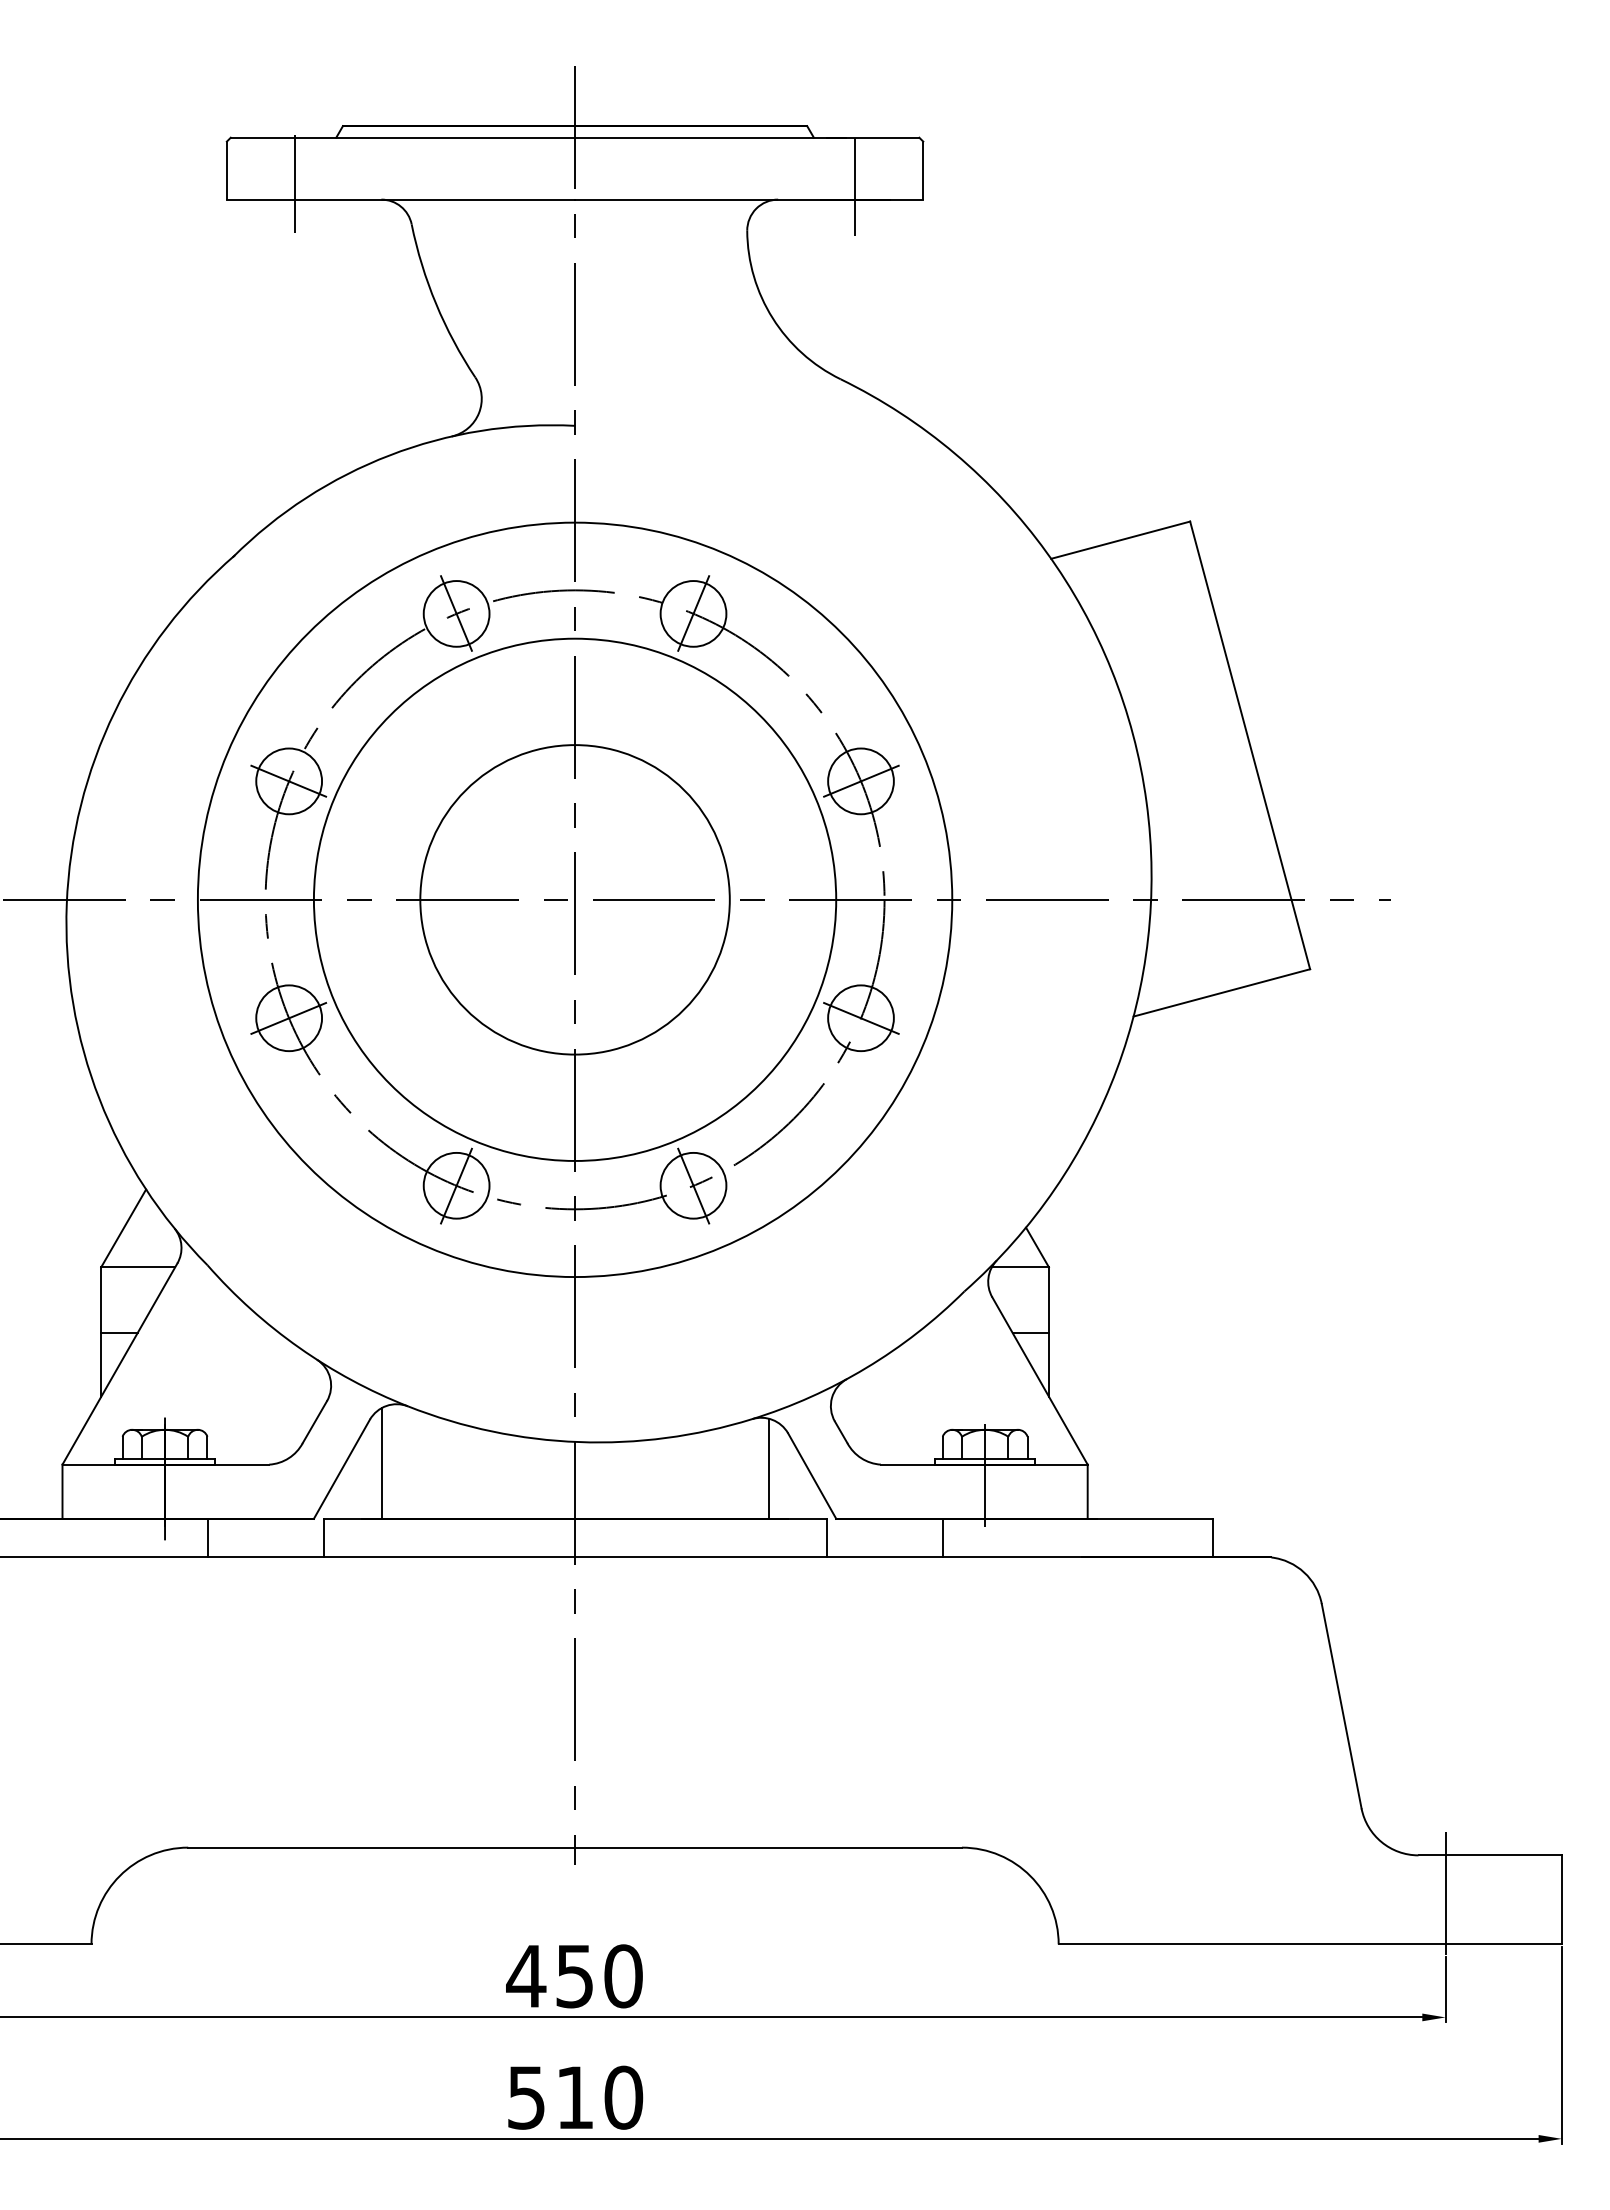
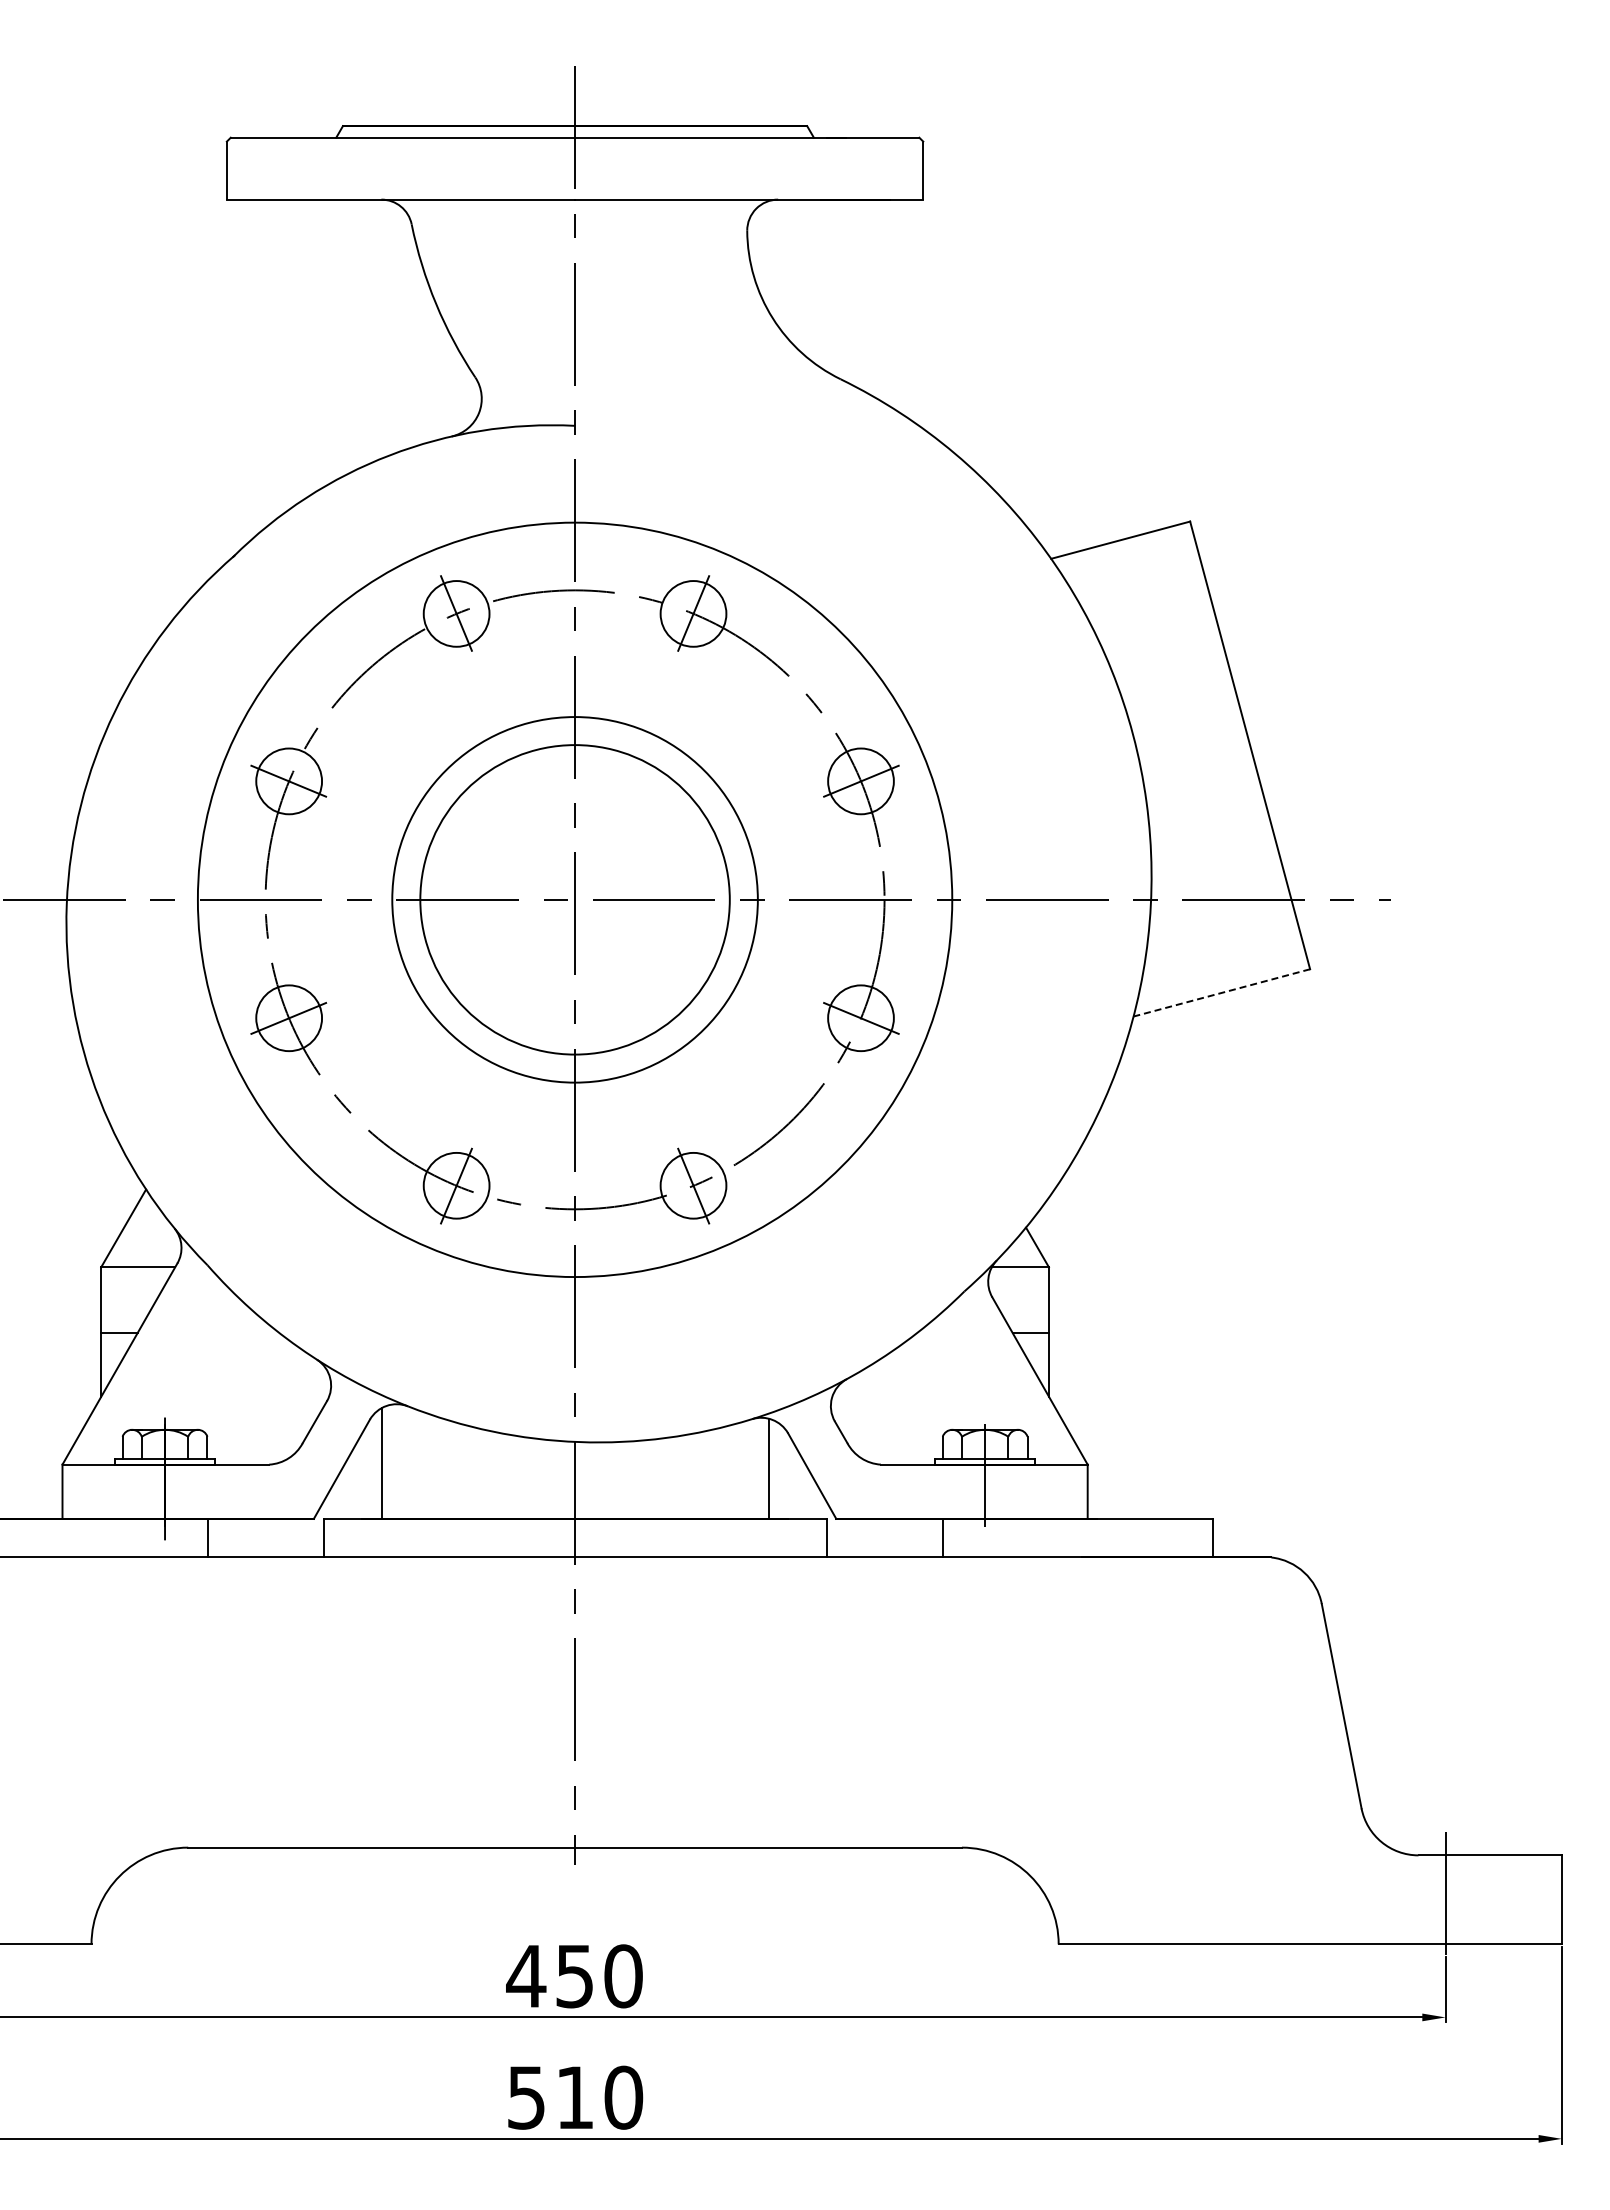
line: present -> none (294, 183)
line: present -> none (855, 186)
circle diameter: 522 px -> 366 px (574, 899)
line: solid -> dashed (1221, 993)
